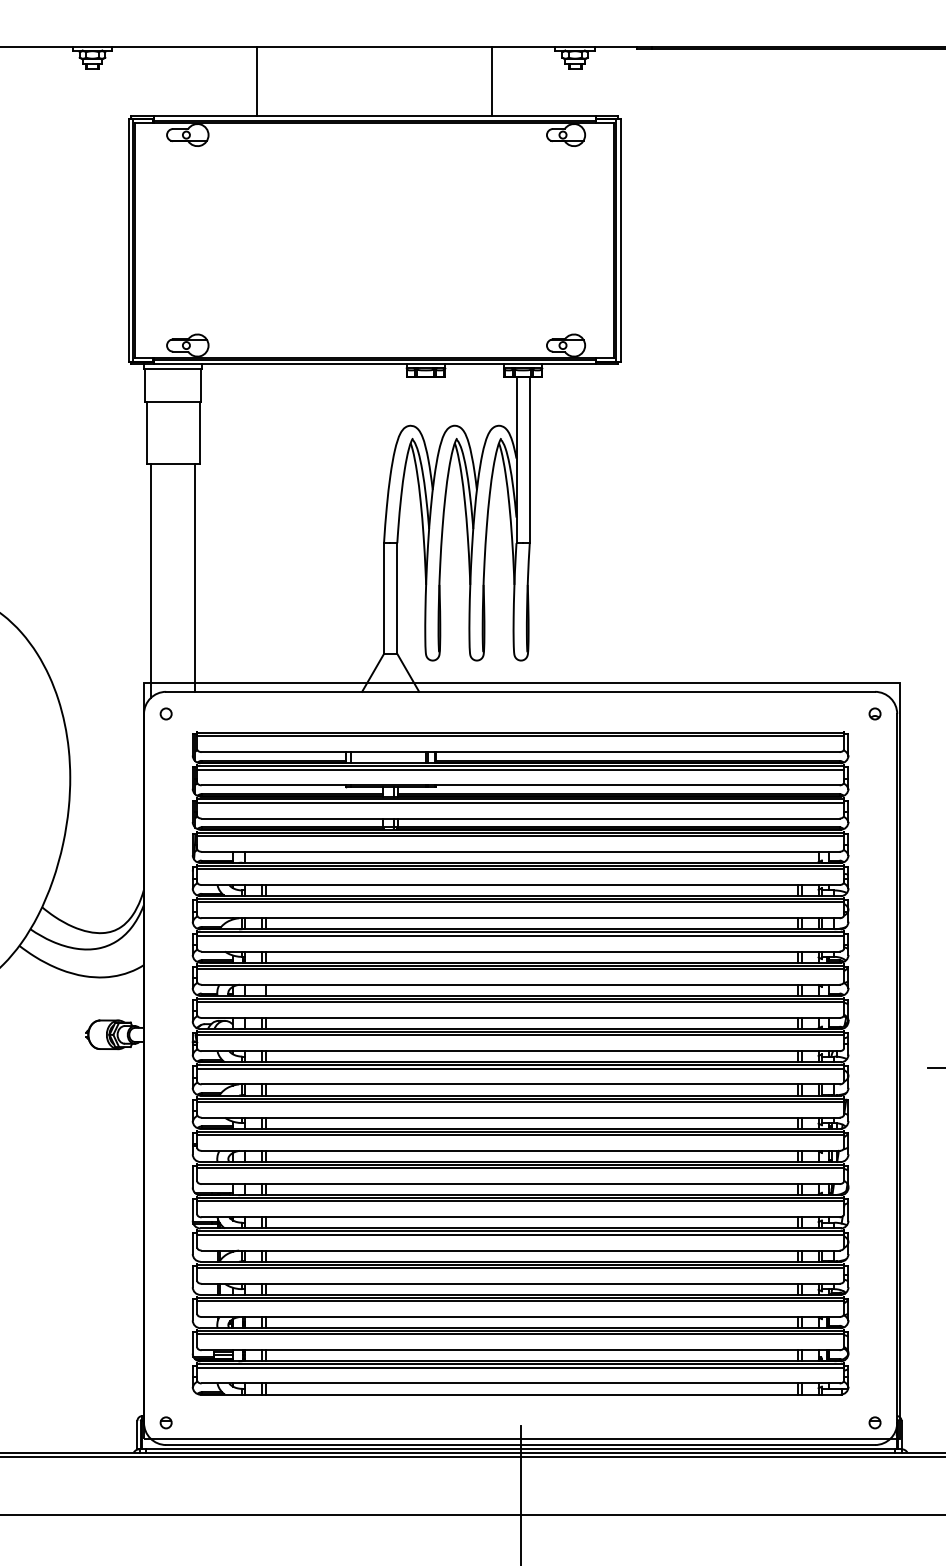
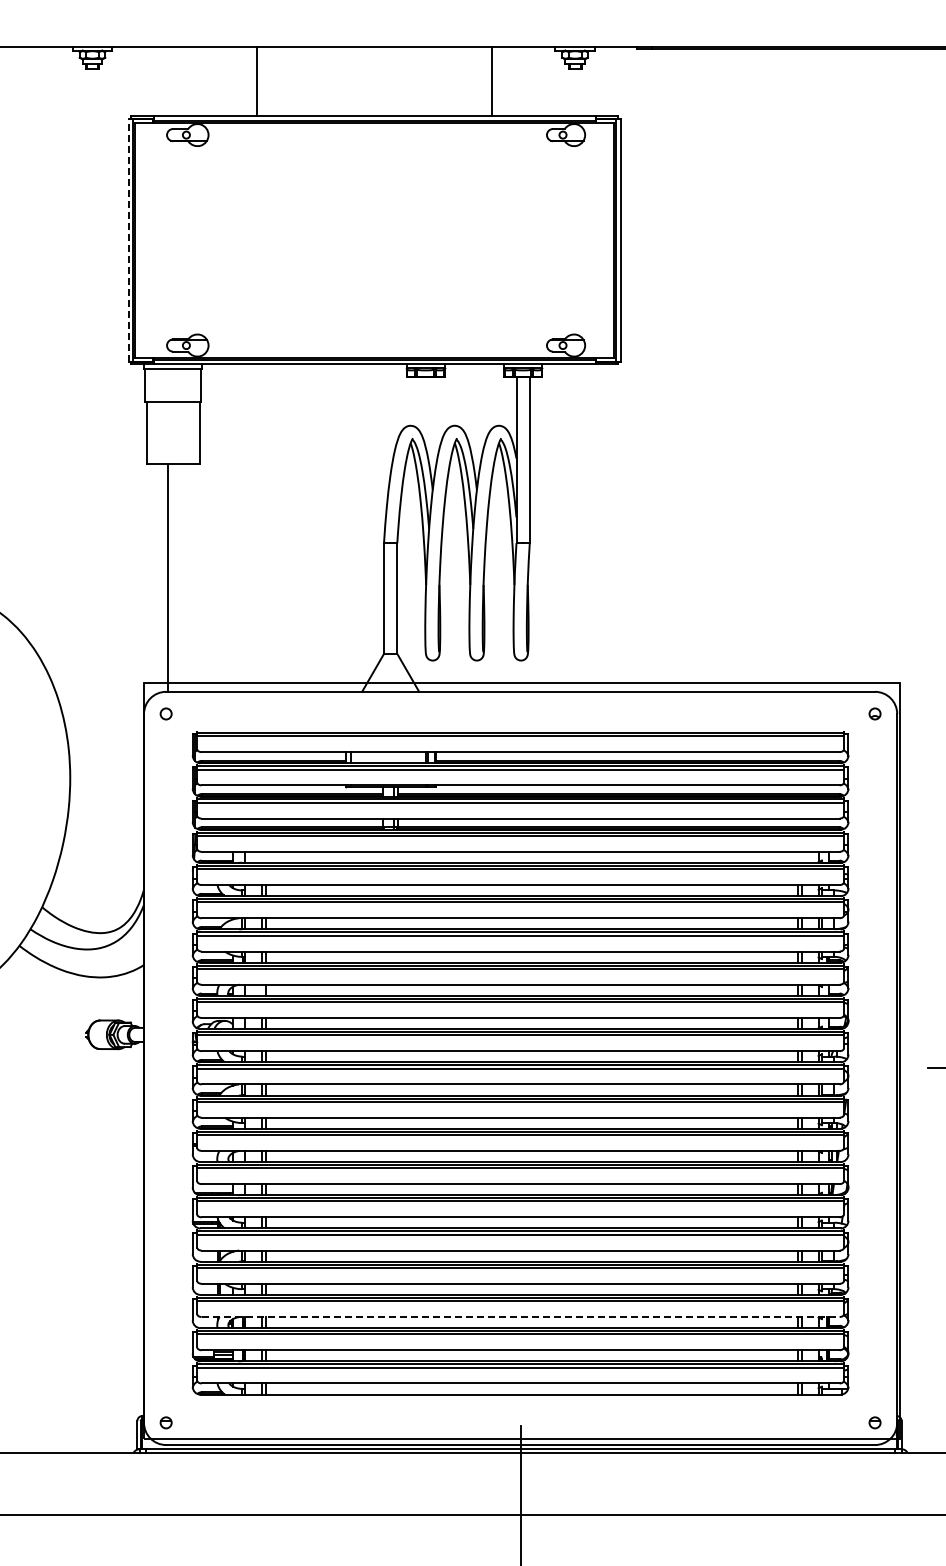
line: solid -> dashed (128, 240)
line position: (195, 577) -> (168, 577) (168, 577)
line: present -> none (150, 580)
line: solid -> dashed (520, 1317)
line: present -> none (472, 1456)
